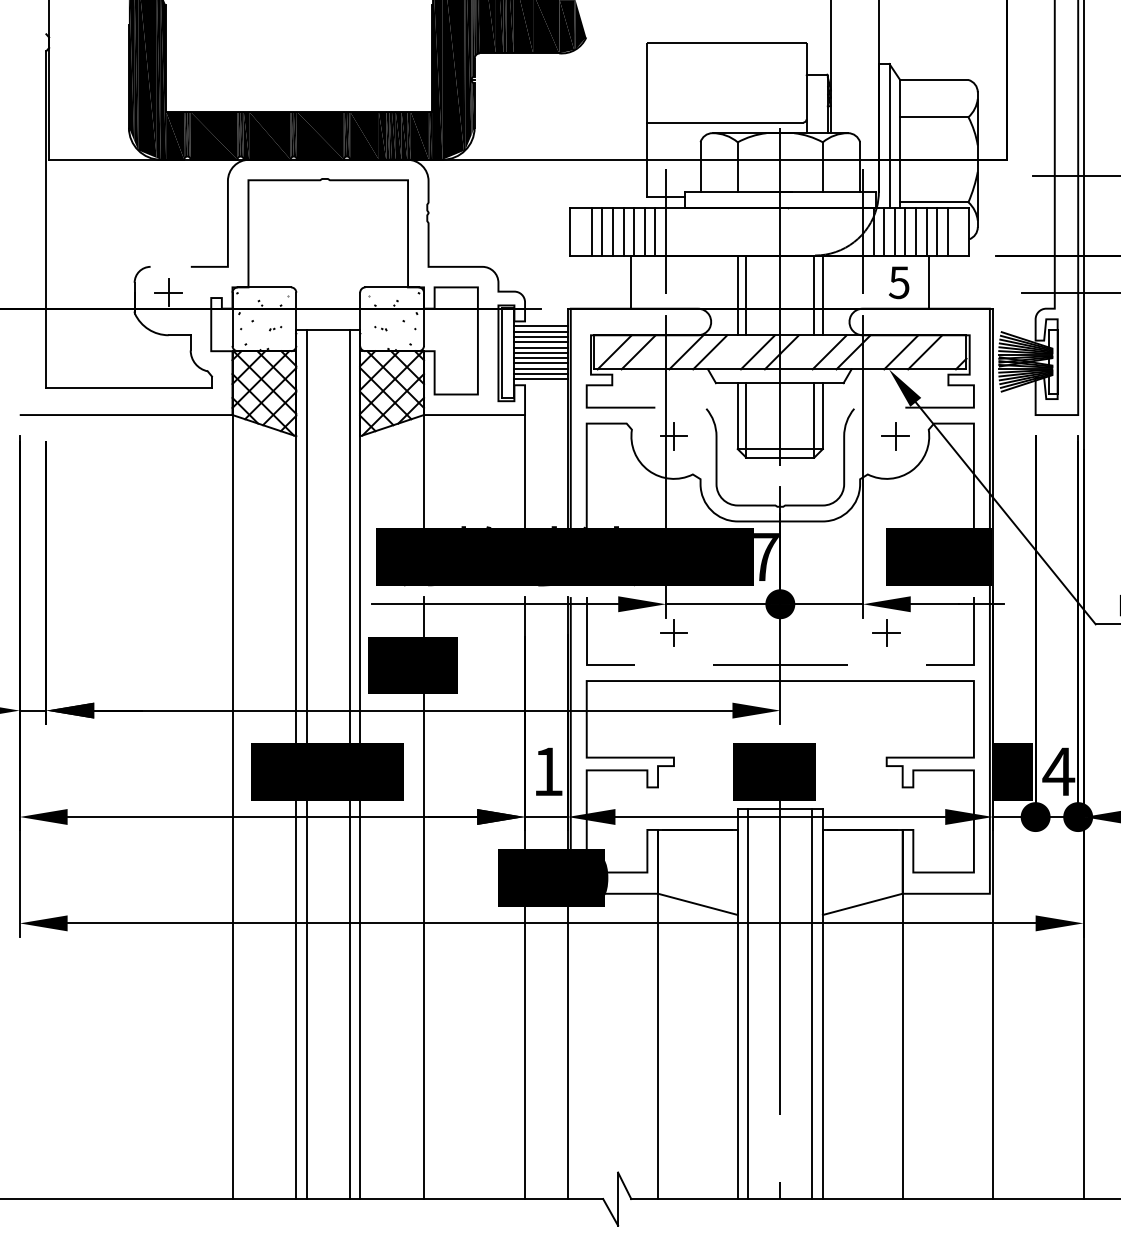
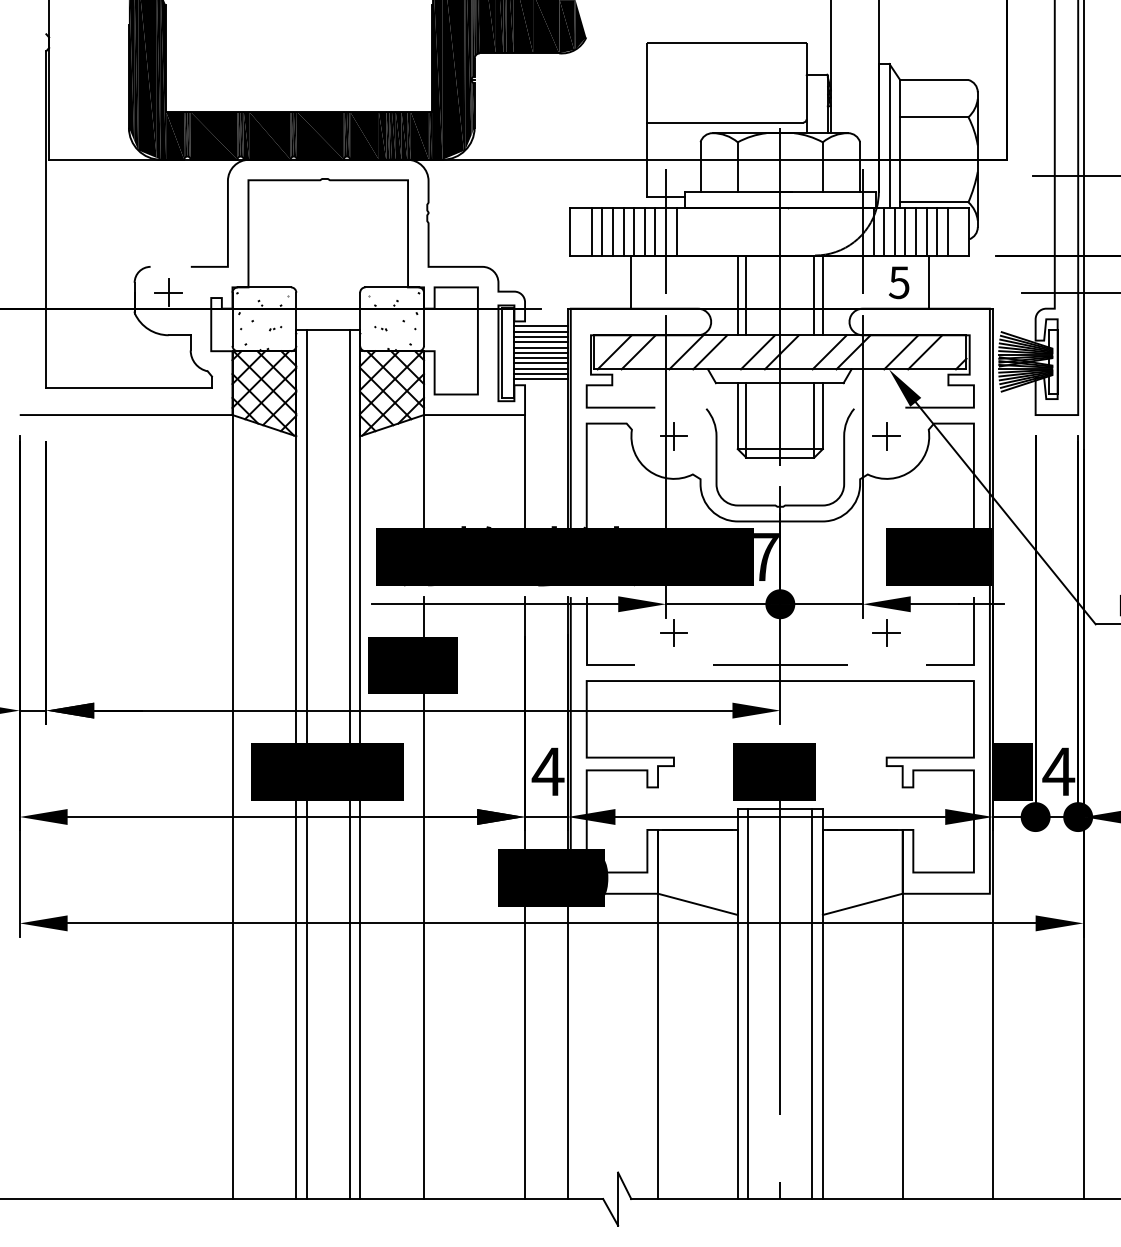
line: none -> present (676, 231)
part position: (895, 436) -> (886, 436) (886, 436)
text: 1 -> 4 (547, 771)
